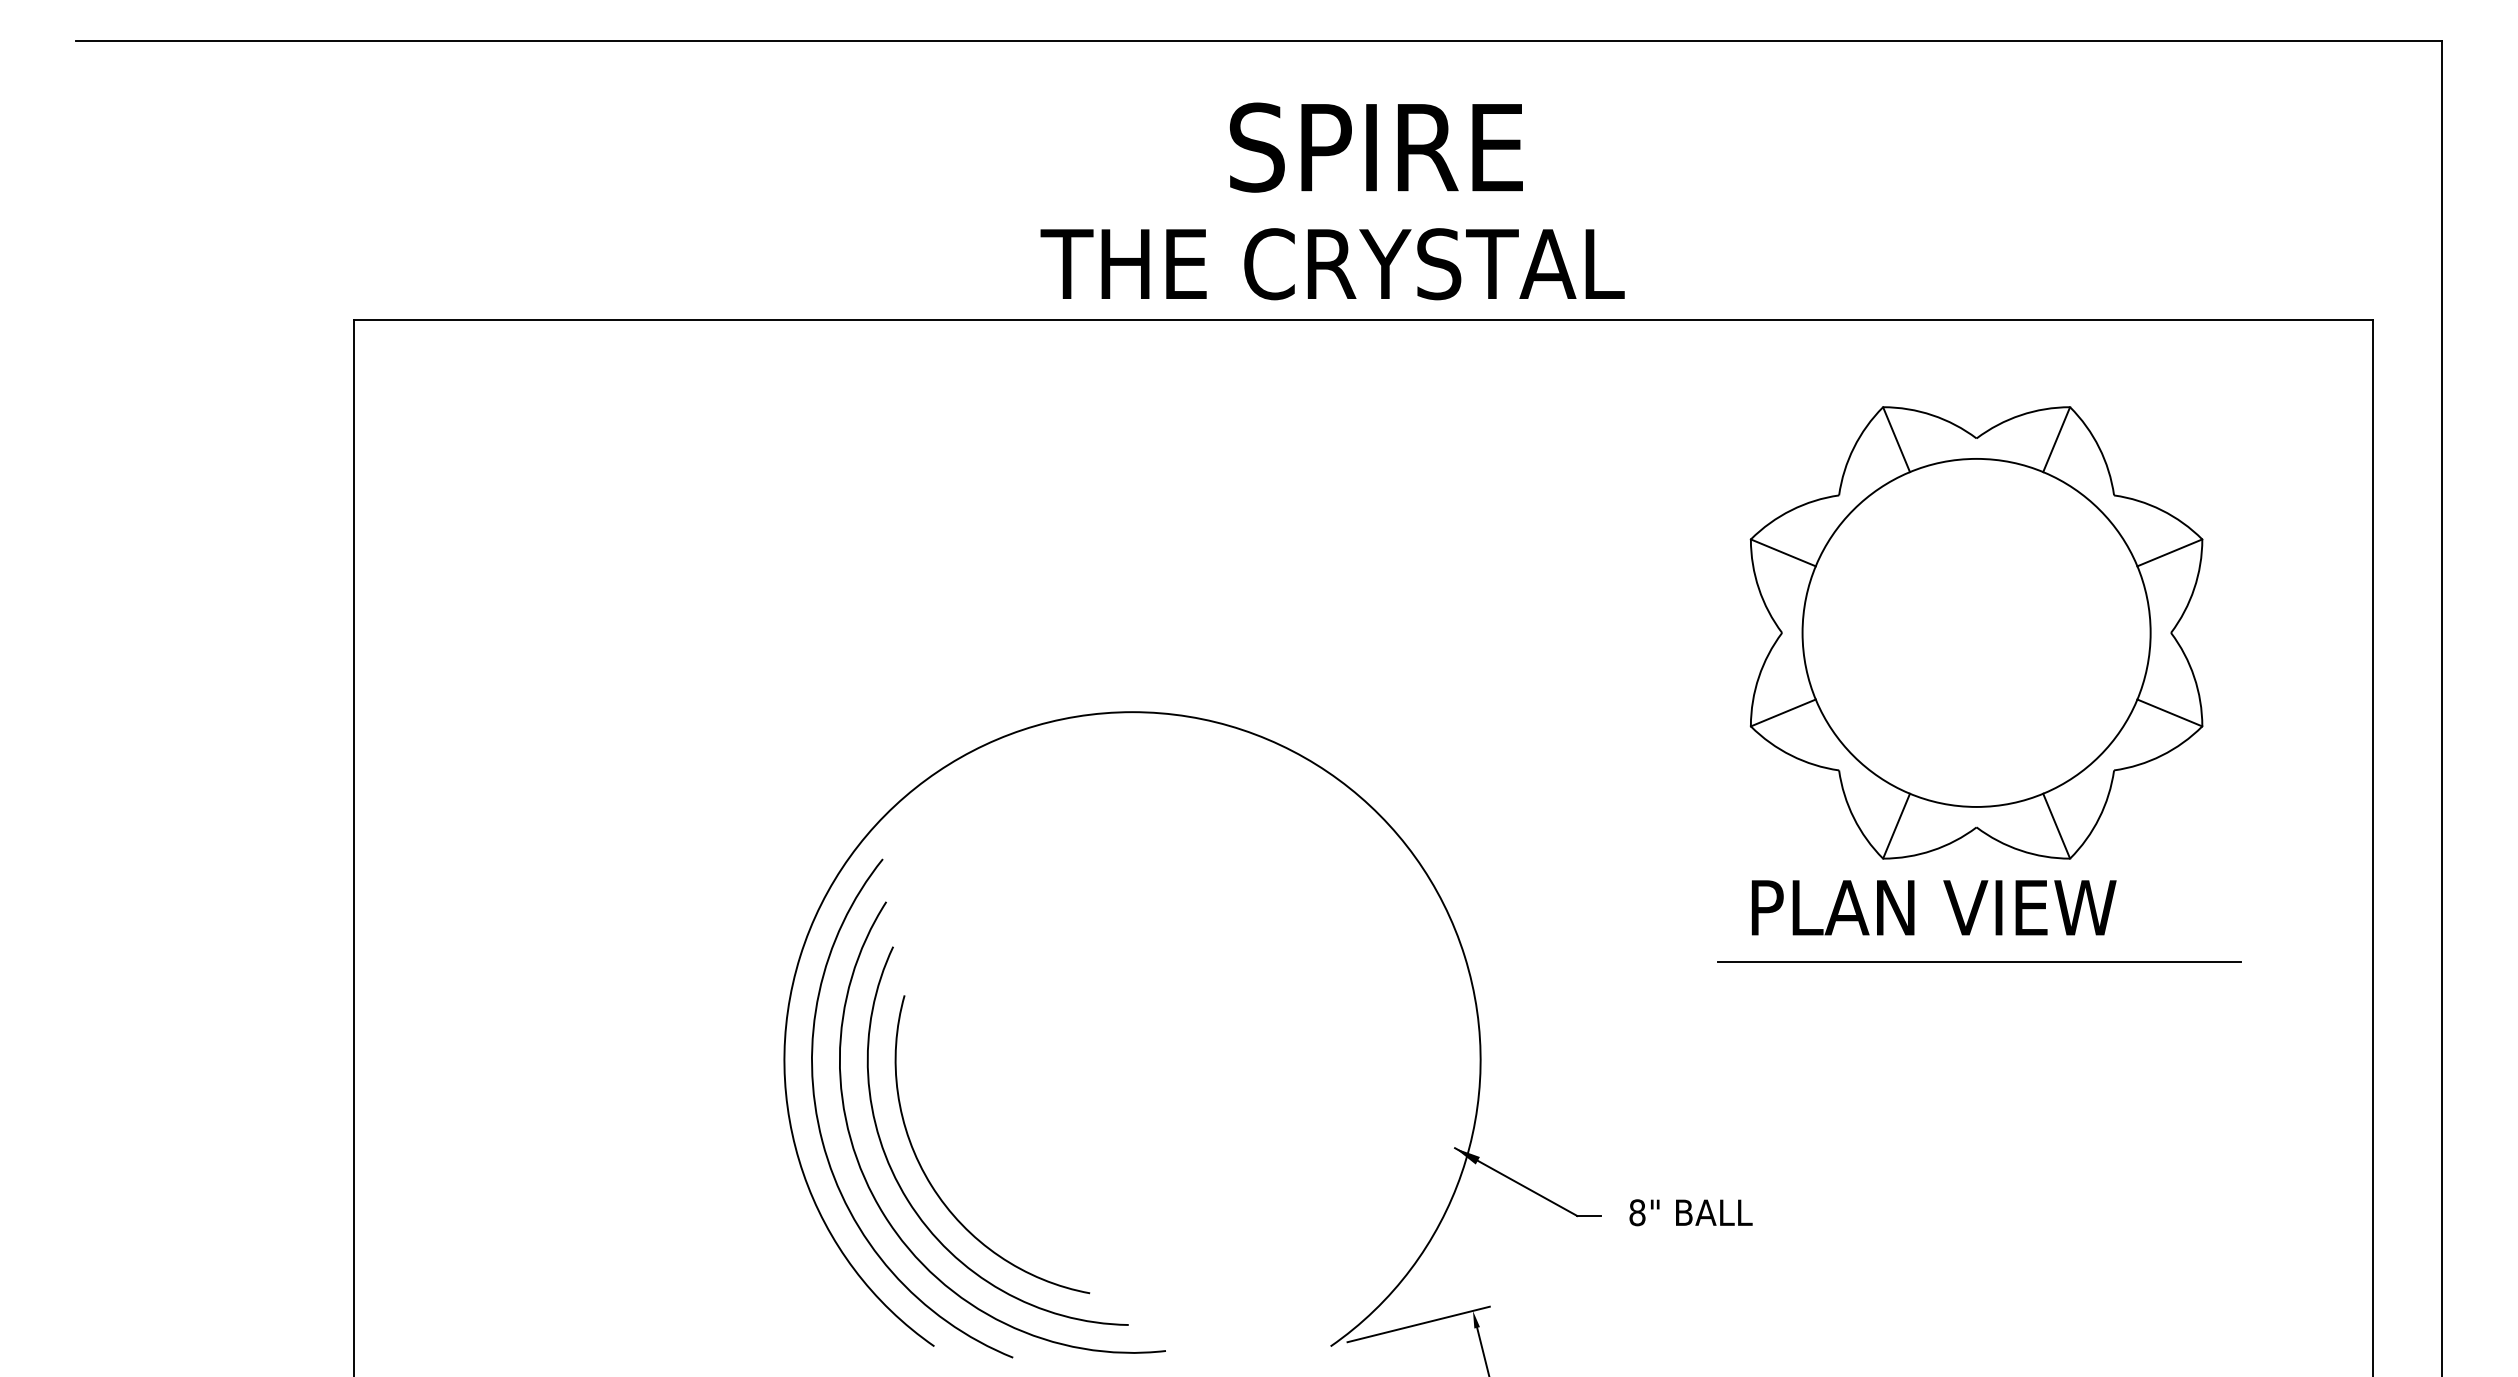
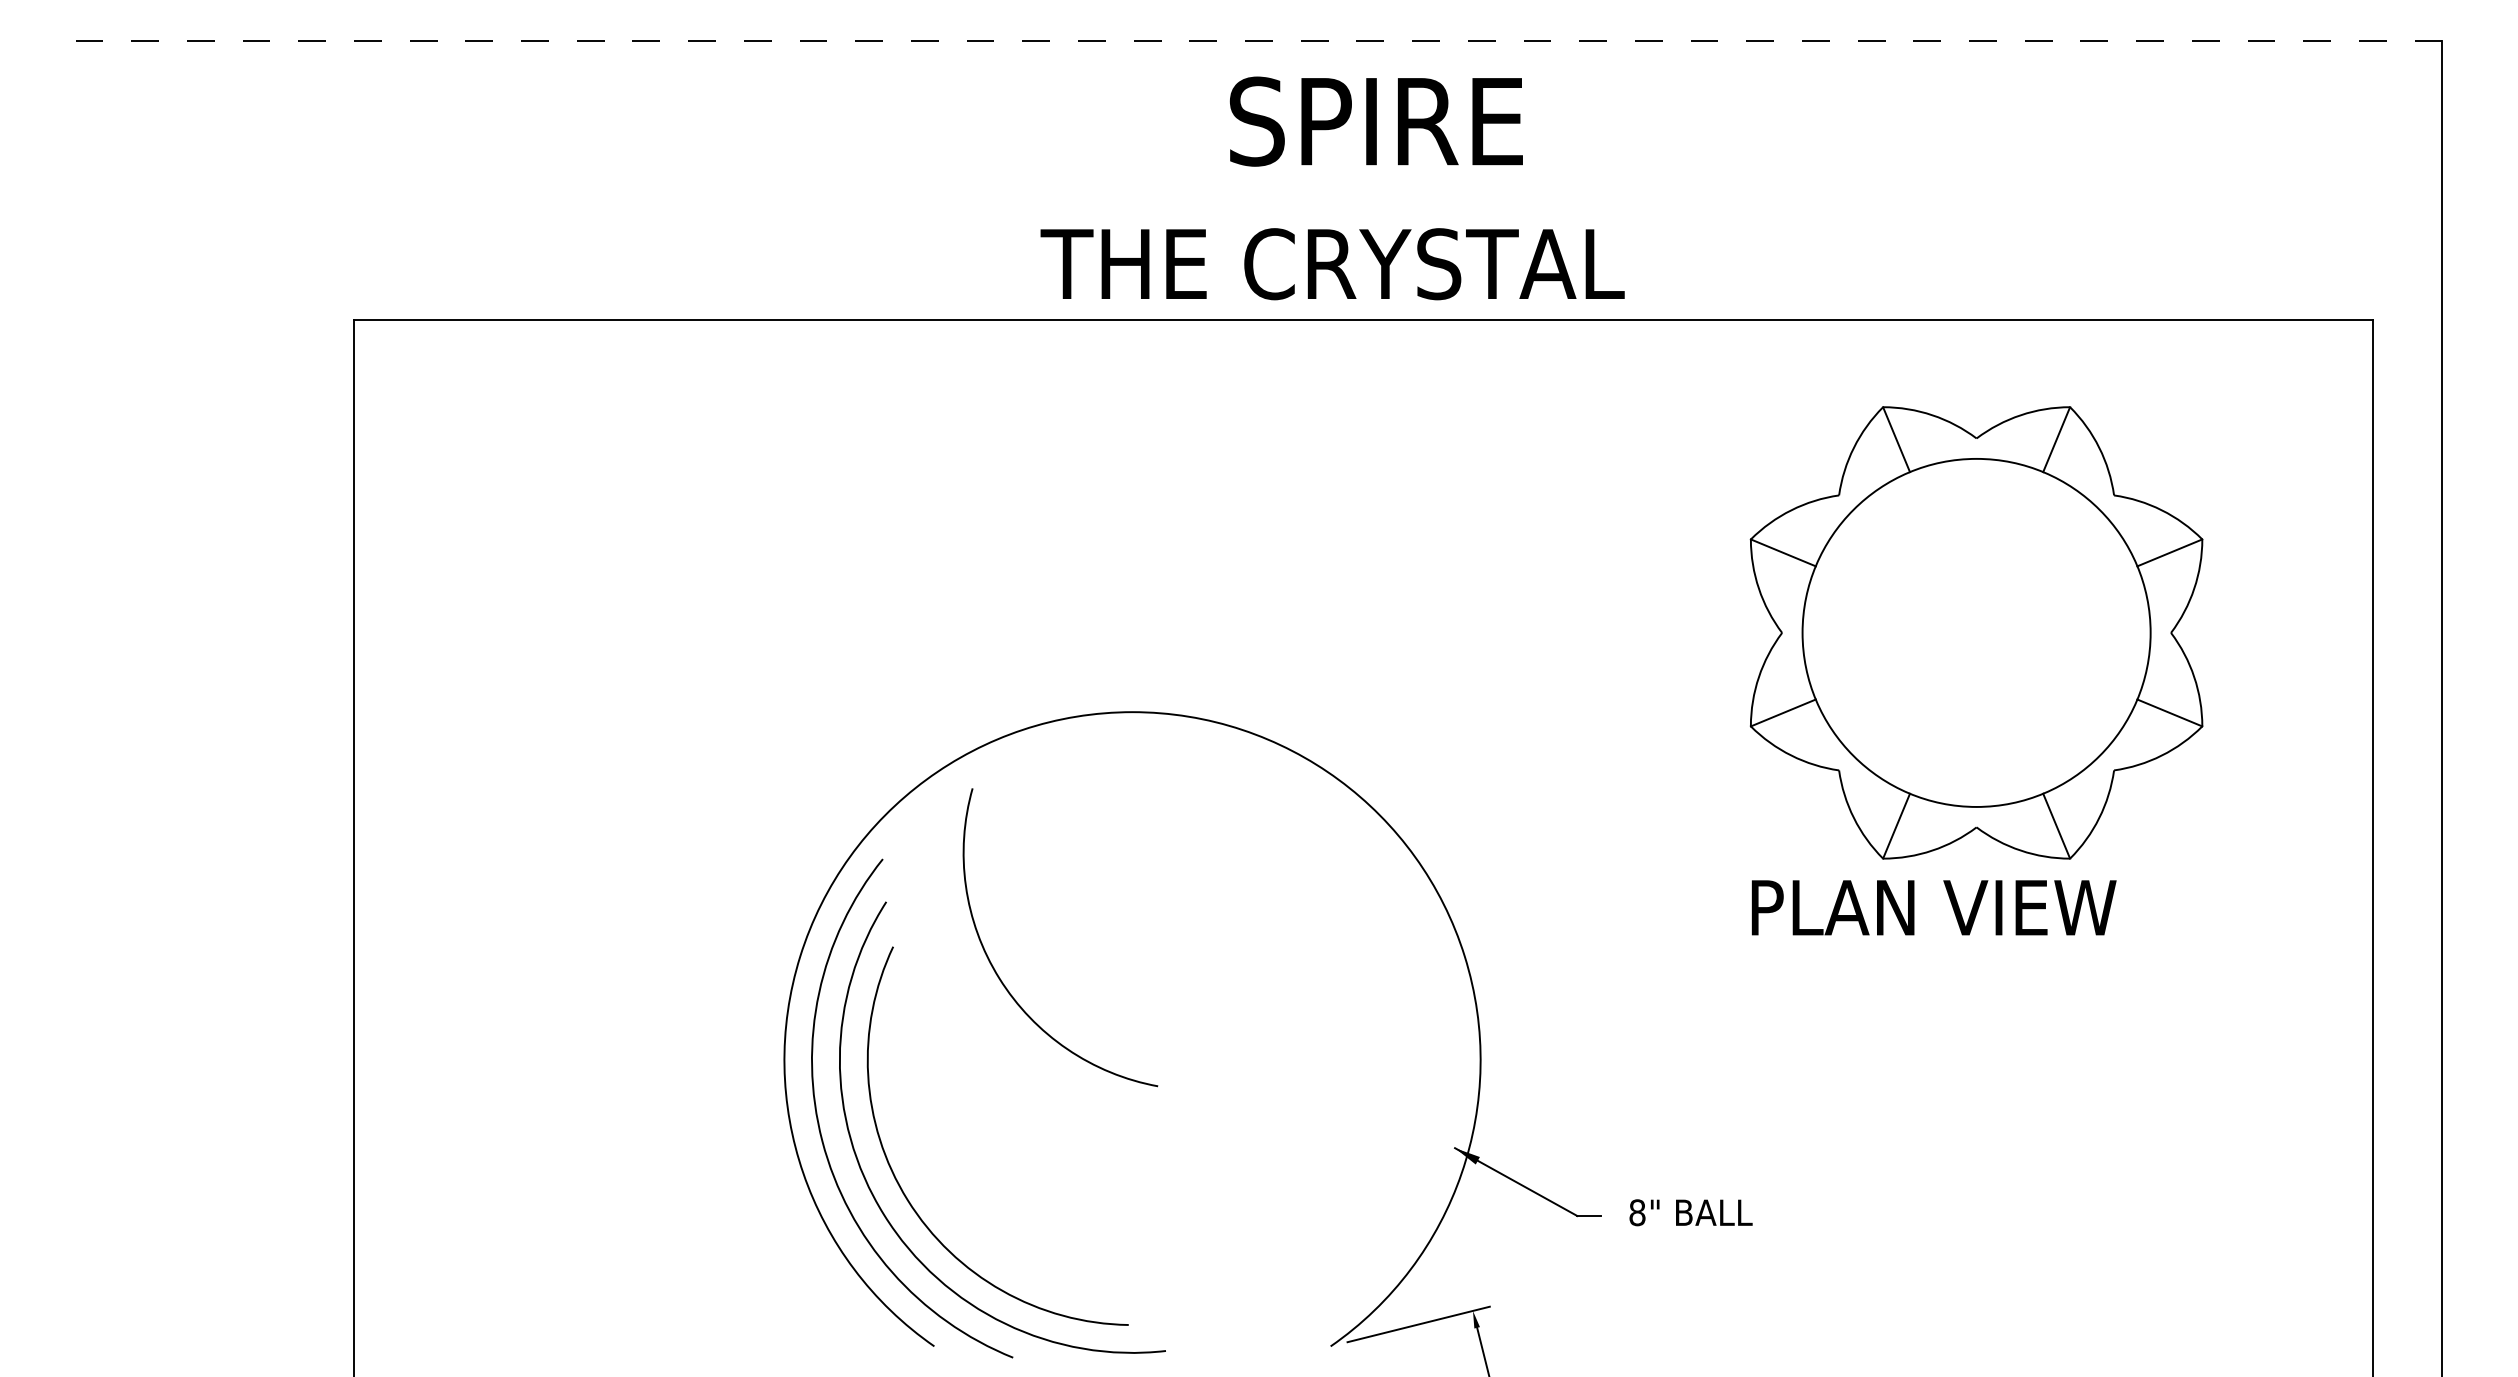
line: solid -> dashed (1258, 41)
text position: (1375, 147) -> (1375, 121) (1375, 121)
line: present -> none (1979, 962)
arc position: (930, 1181) -> (998, 974) (998, 974)
